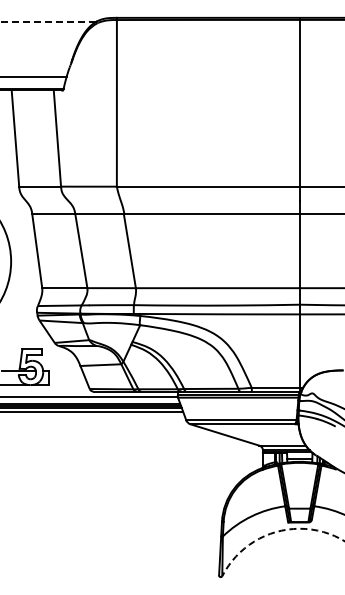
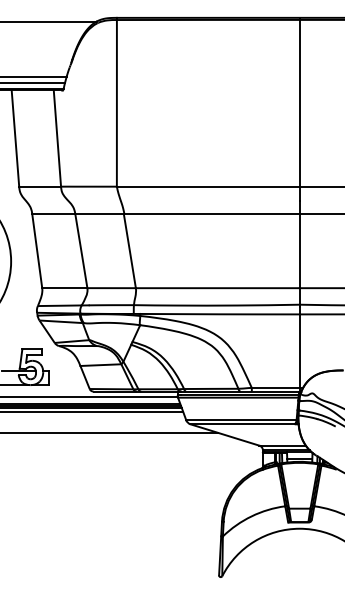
line: dashed -> solid (47, 22)
line: none -> present (33, 83)
line: none -> present (110, 432)
arc: dashed -> solid (275, 532)
